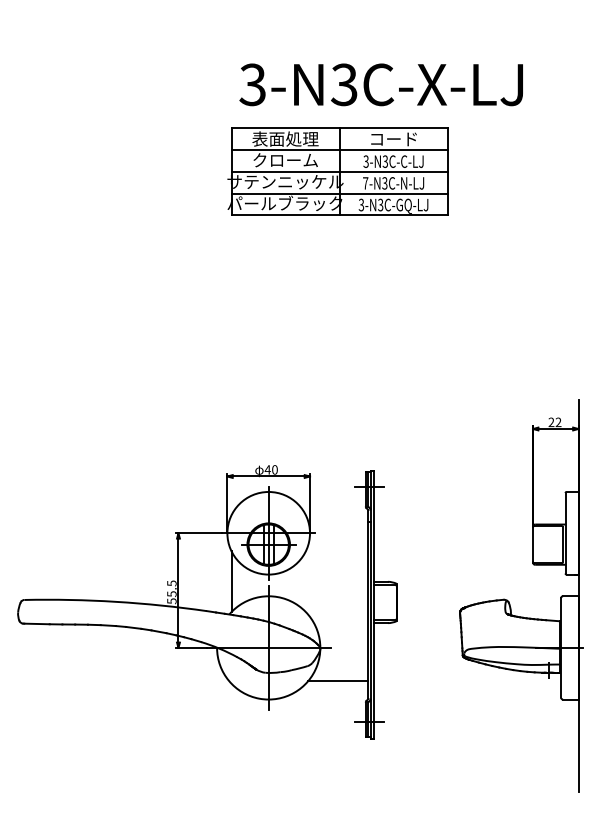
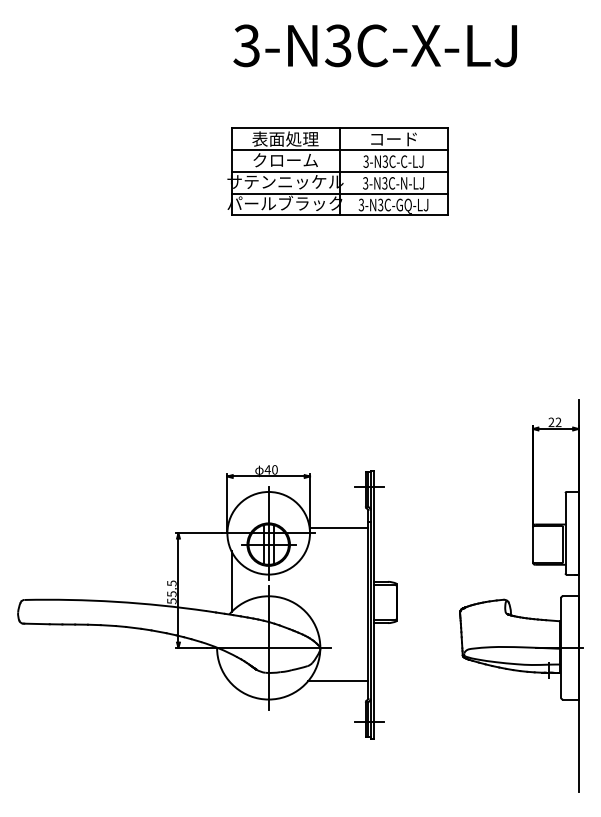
text position: (380, 84) -> (374, 45) (374, 45)
text: 7-N3C-N-LJ -> 3-N3C-N-LJ (365, 183)
line: none -> present (338, 528)
